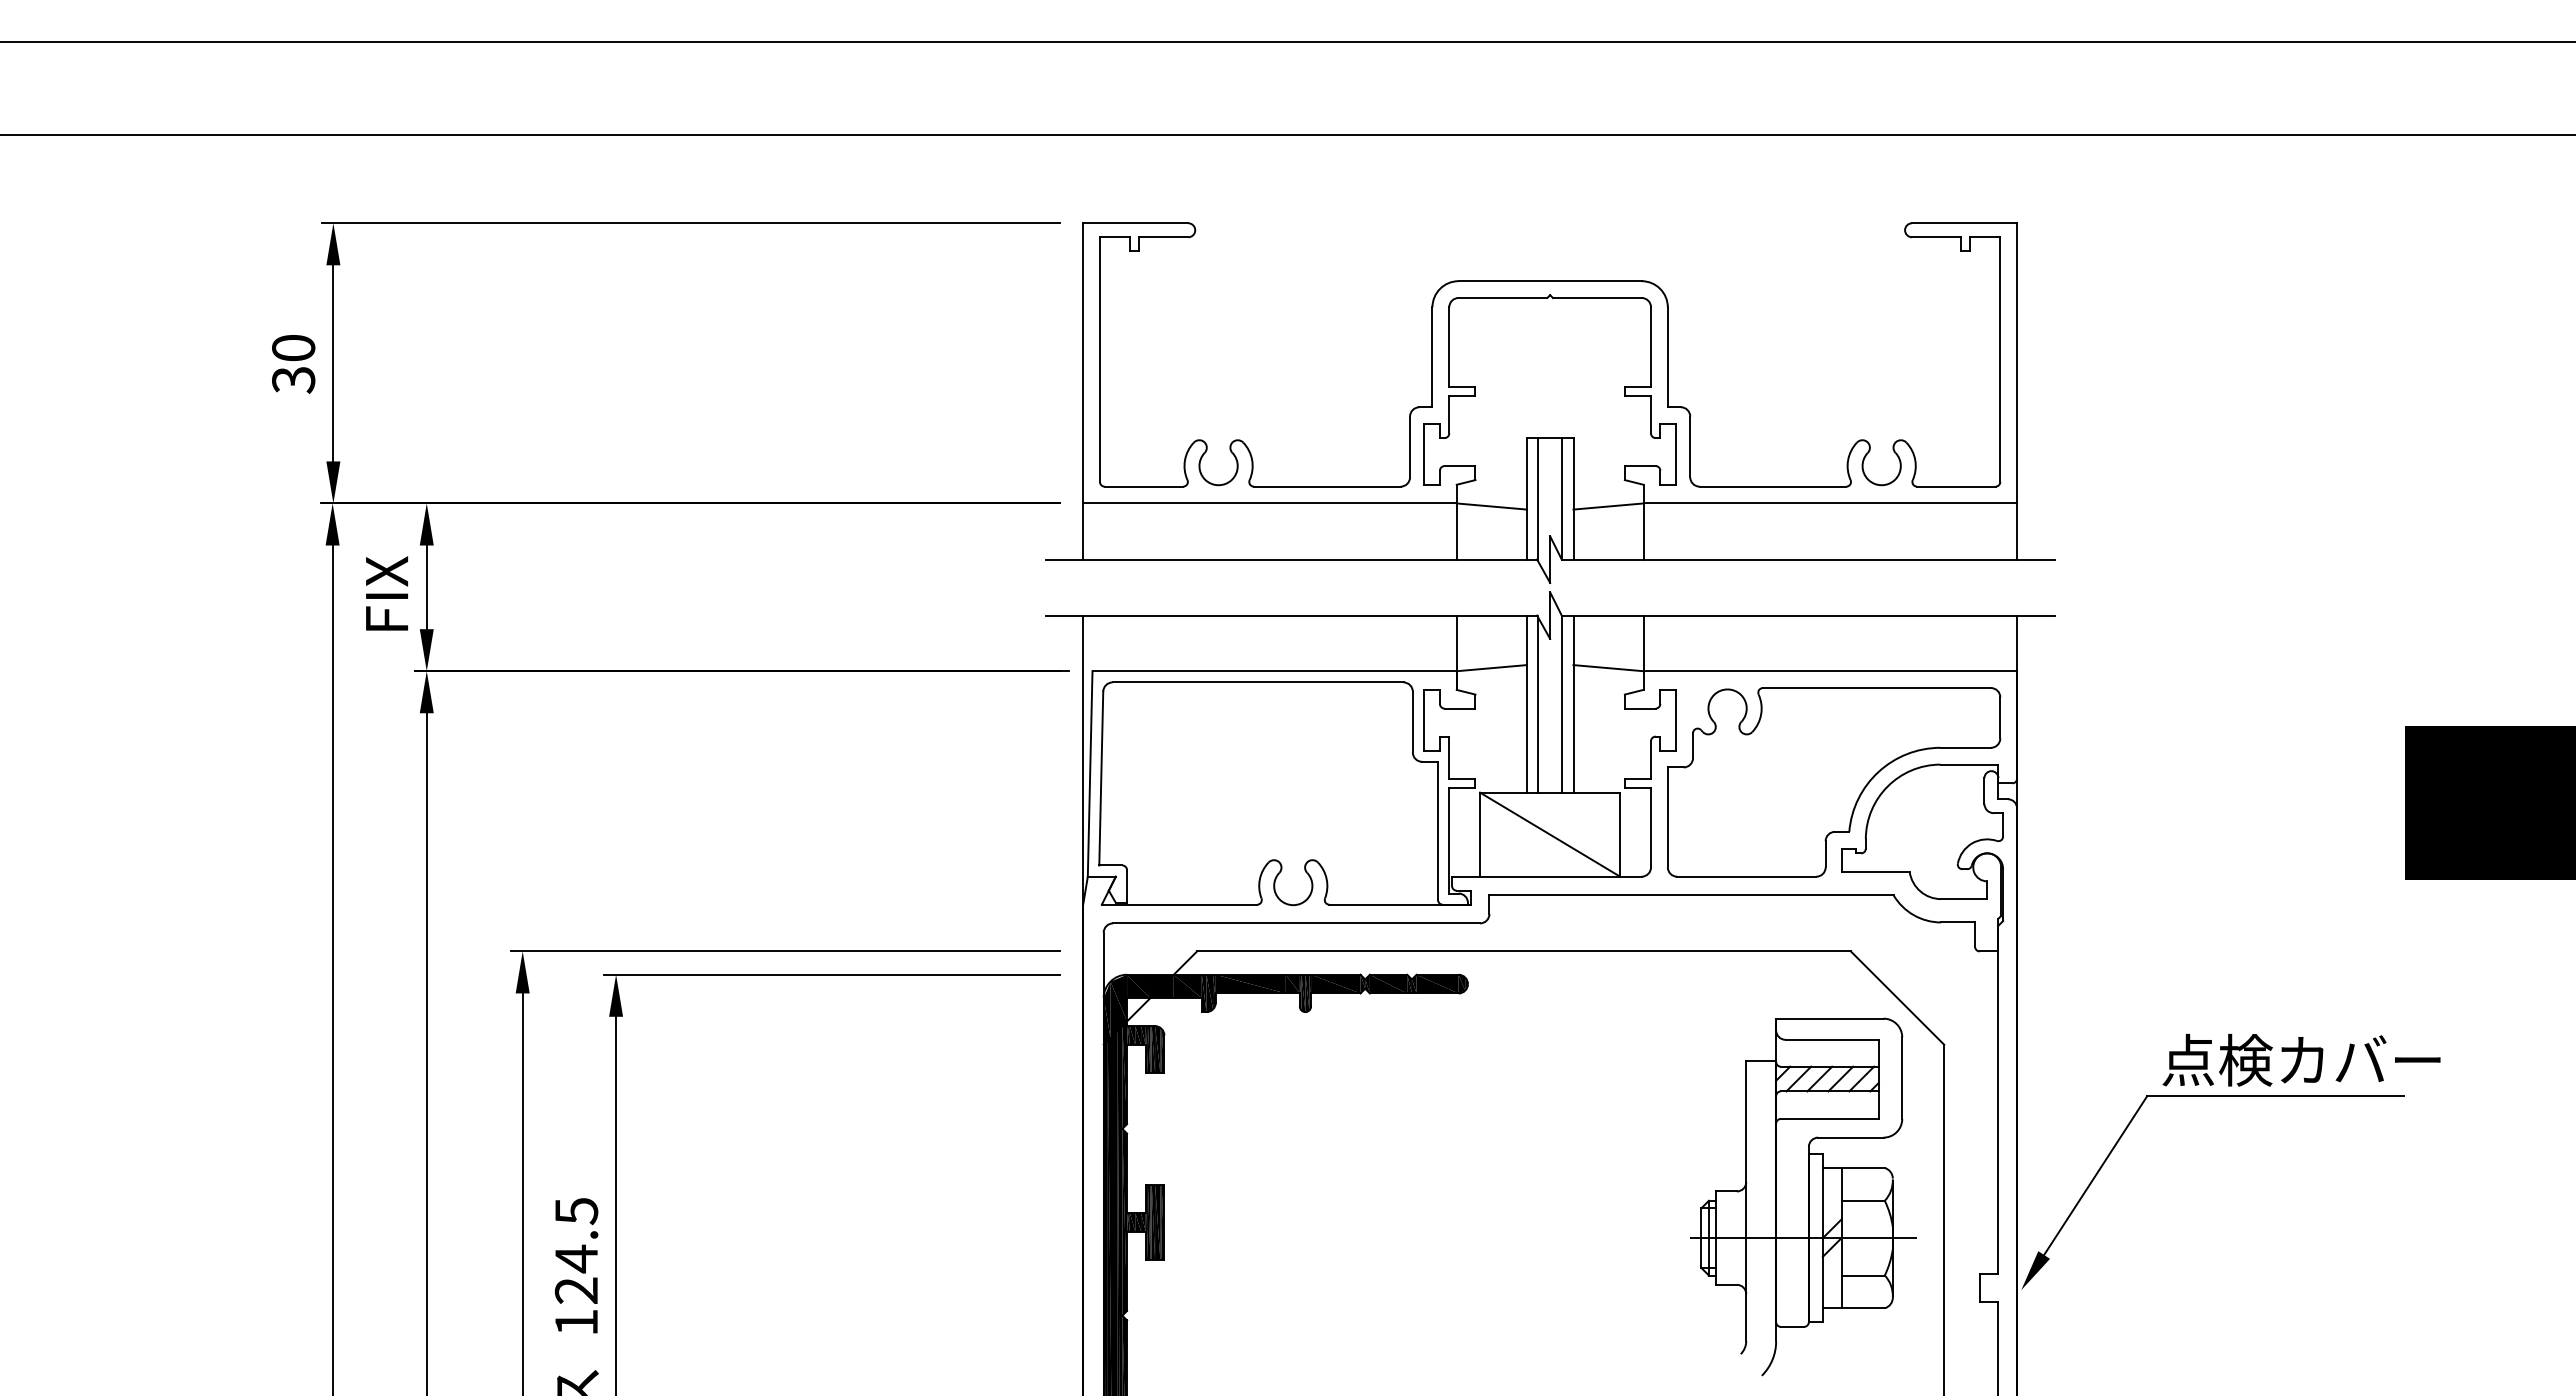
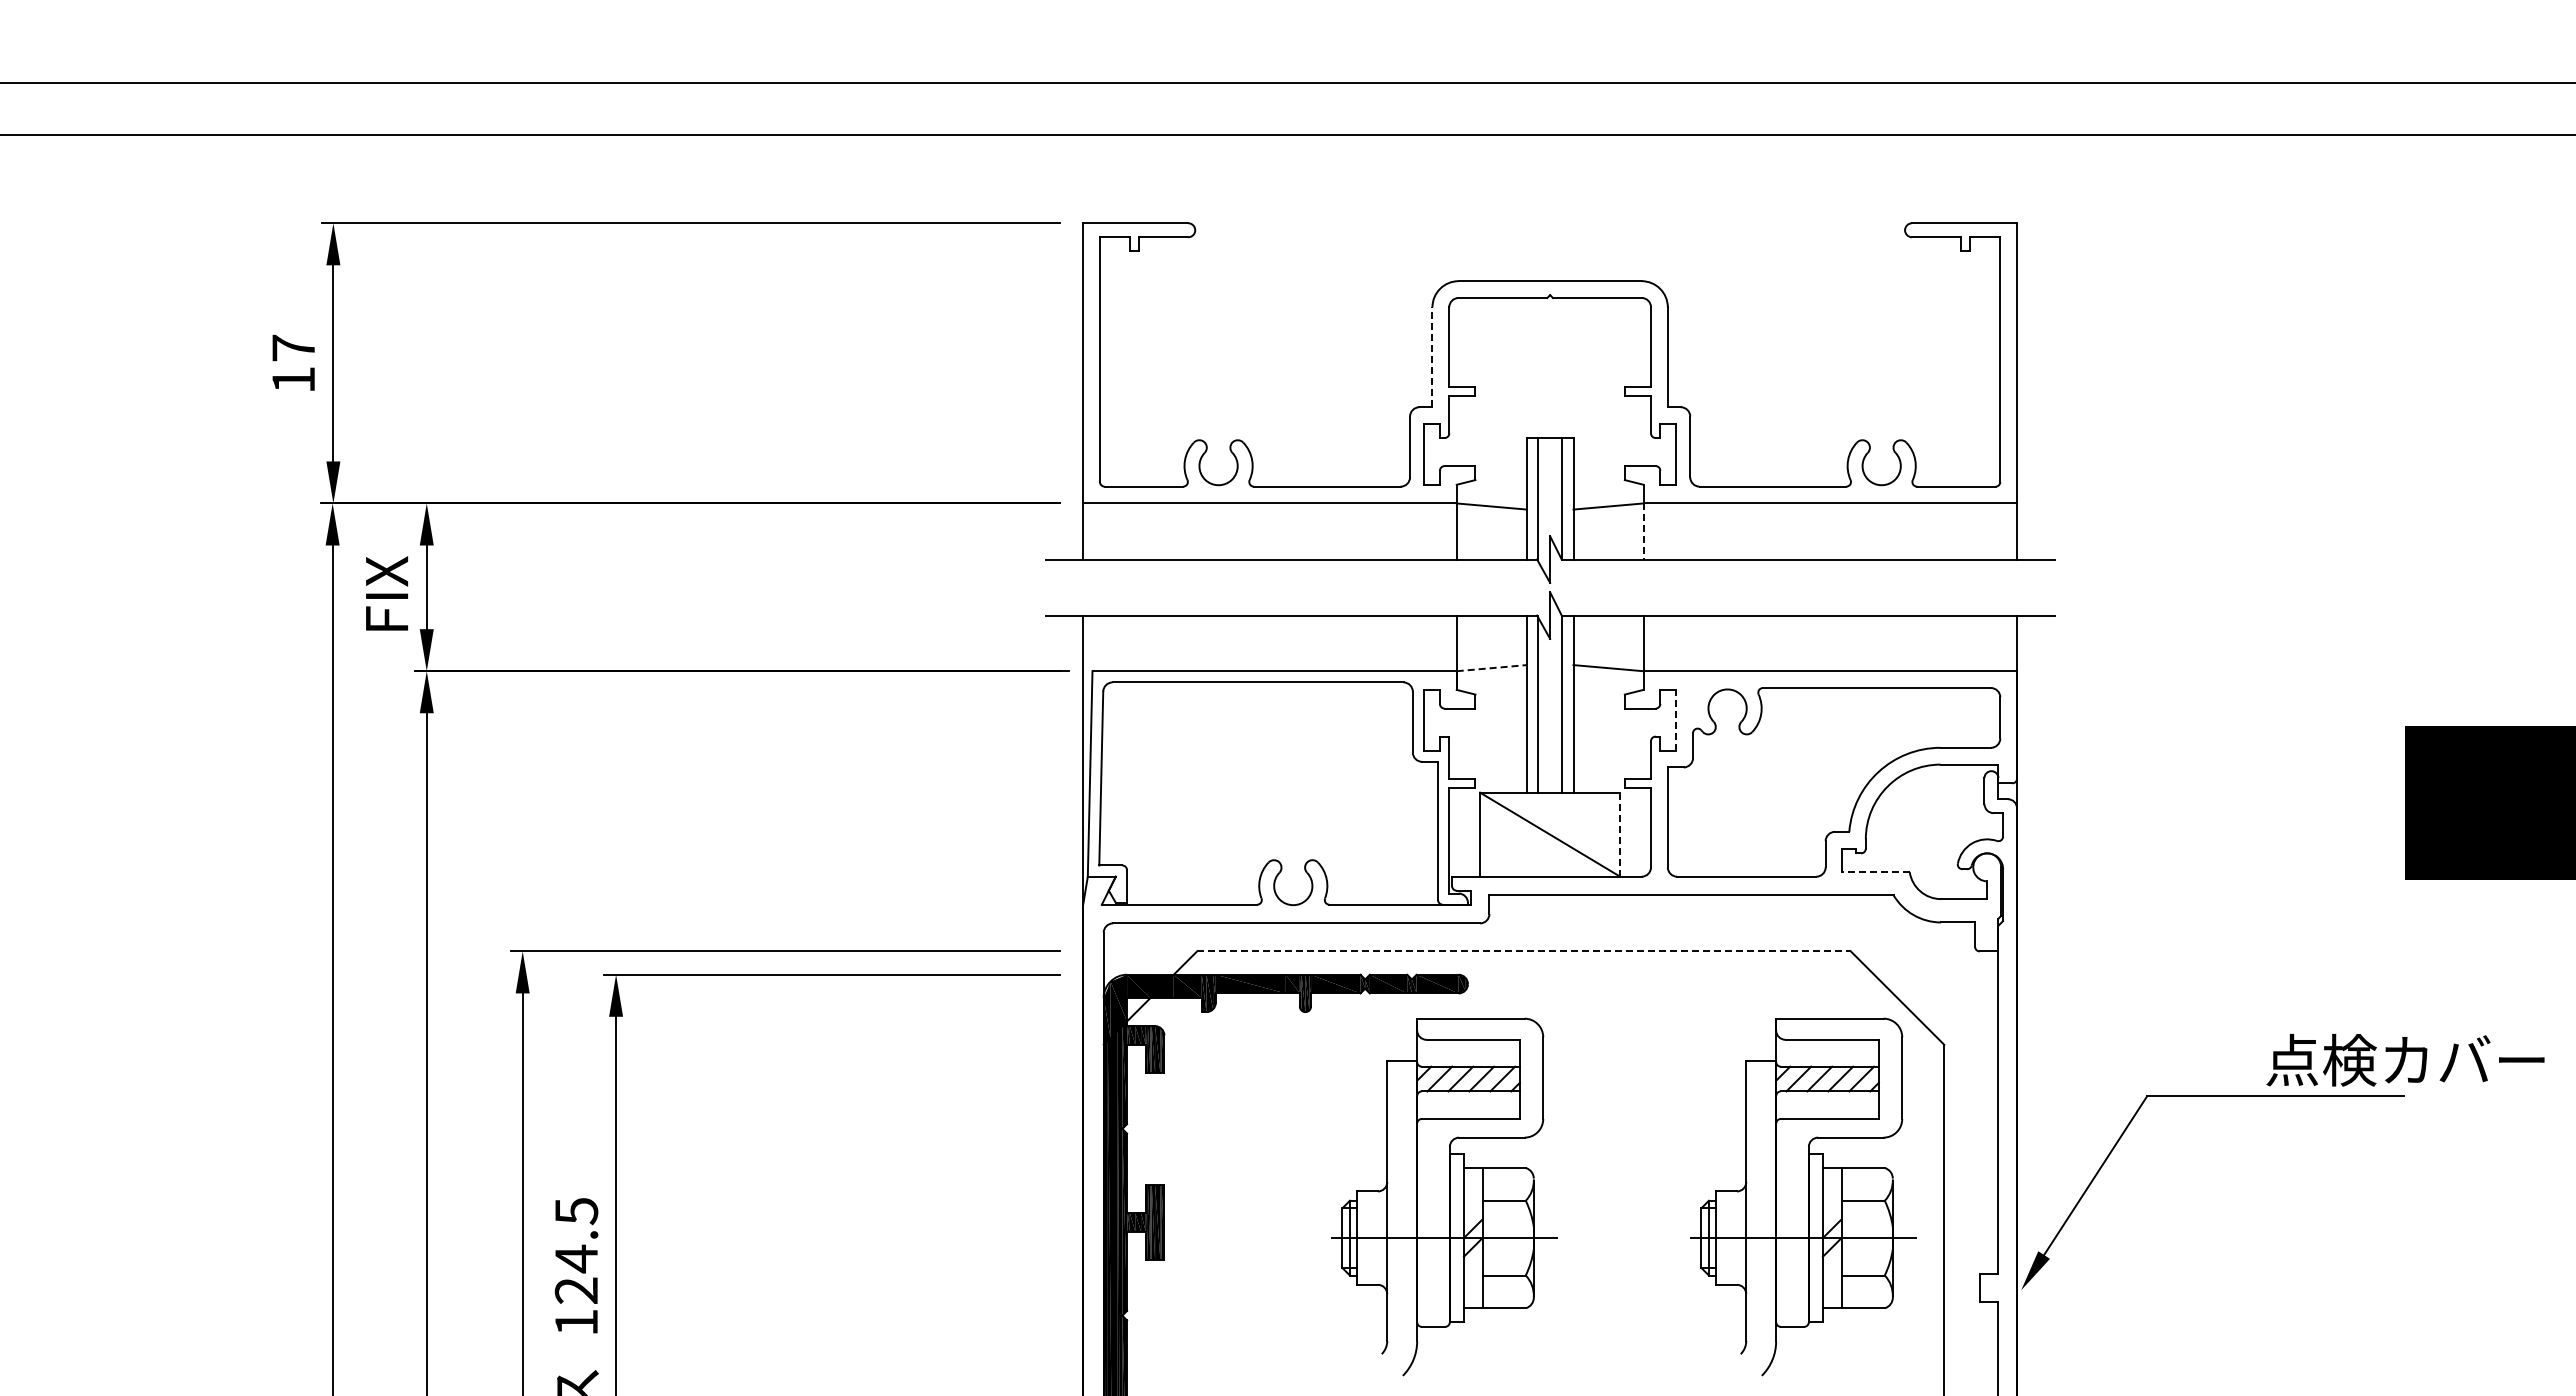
line position: (1287, 41) -> (1287, 82) (1287, 82)
line: solid -> dashed (1432, 357)
text: 30 -> 17 (293, 363)
line: solid -> dashed (1643, 531)
line: solid -> dashed (1492, 668)
line: solid -> dashed (1676, 719)
line: solid -> dashed (1620, 835)
line: solid -> dashed (1876, 872)
line: solid -> dashed (1523, 951)
text position: (2301, 1060) -> (2405, 1060) (2405, 1060)
part: none -> present (1444, 1196)
